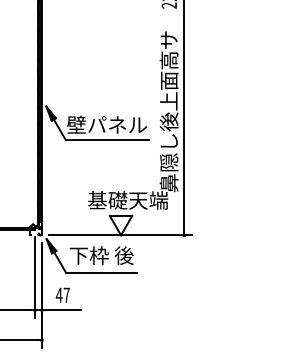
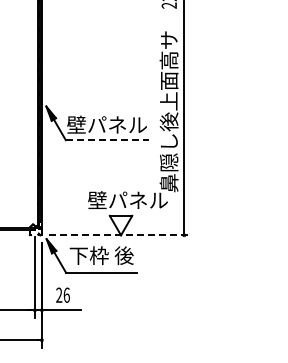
line: solid -> dashed (107, 140)
text: 基礎天端 -> 壁パネル (128, 200)
line: solid -> dashed (120, 235)
text: 47 -> 26 (62, 294)
